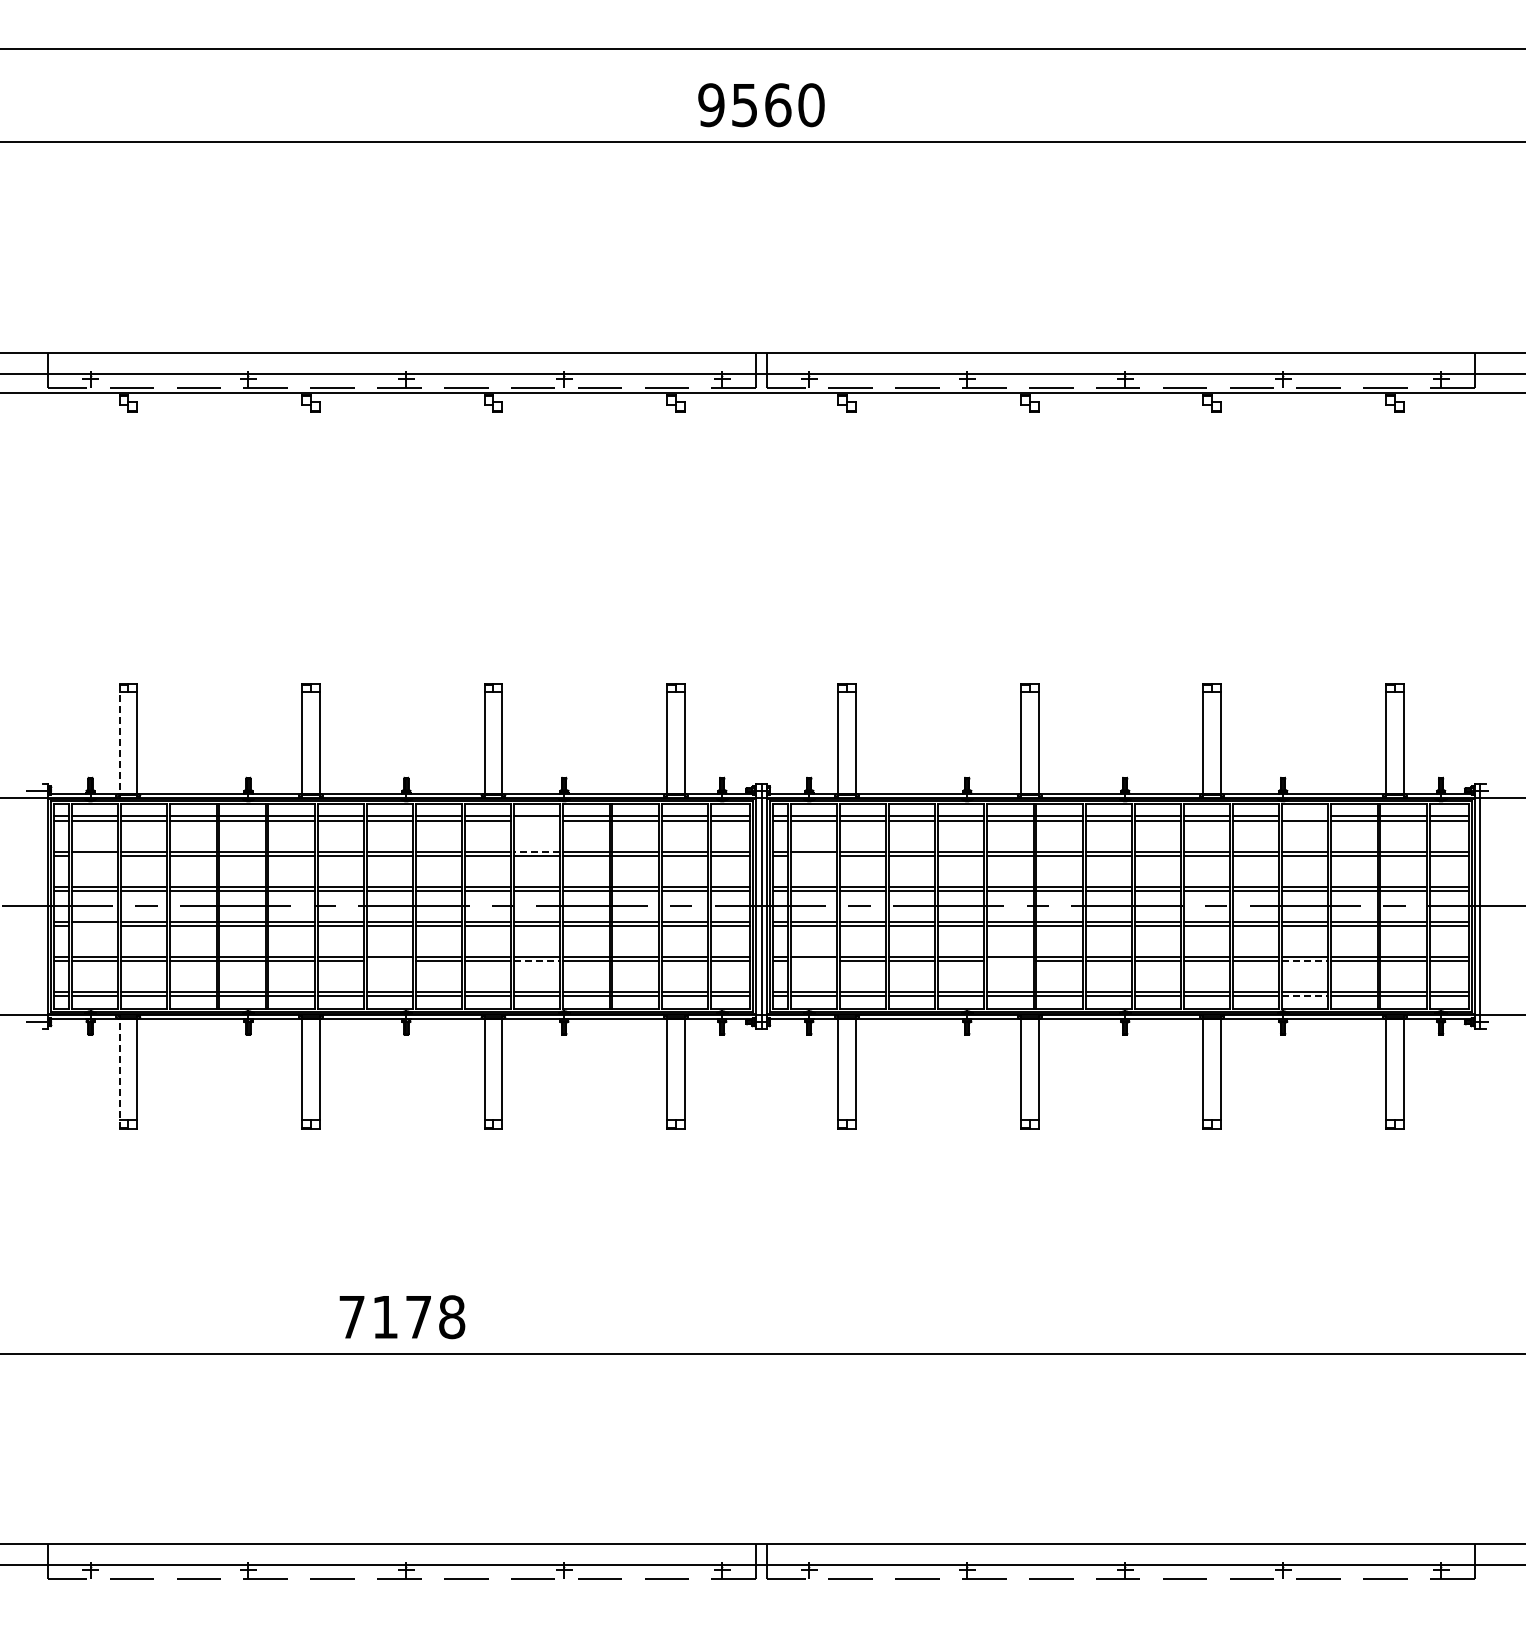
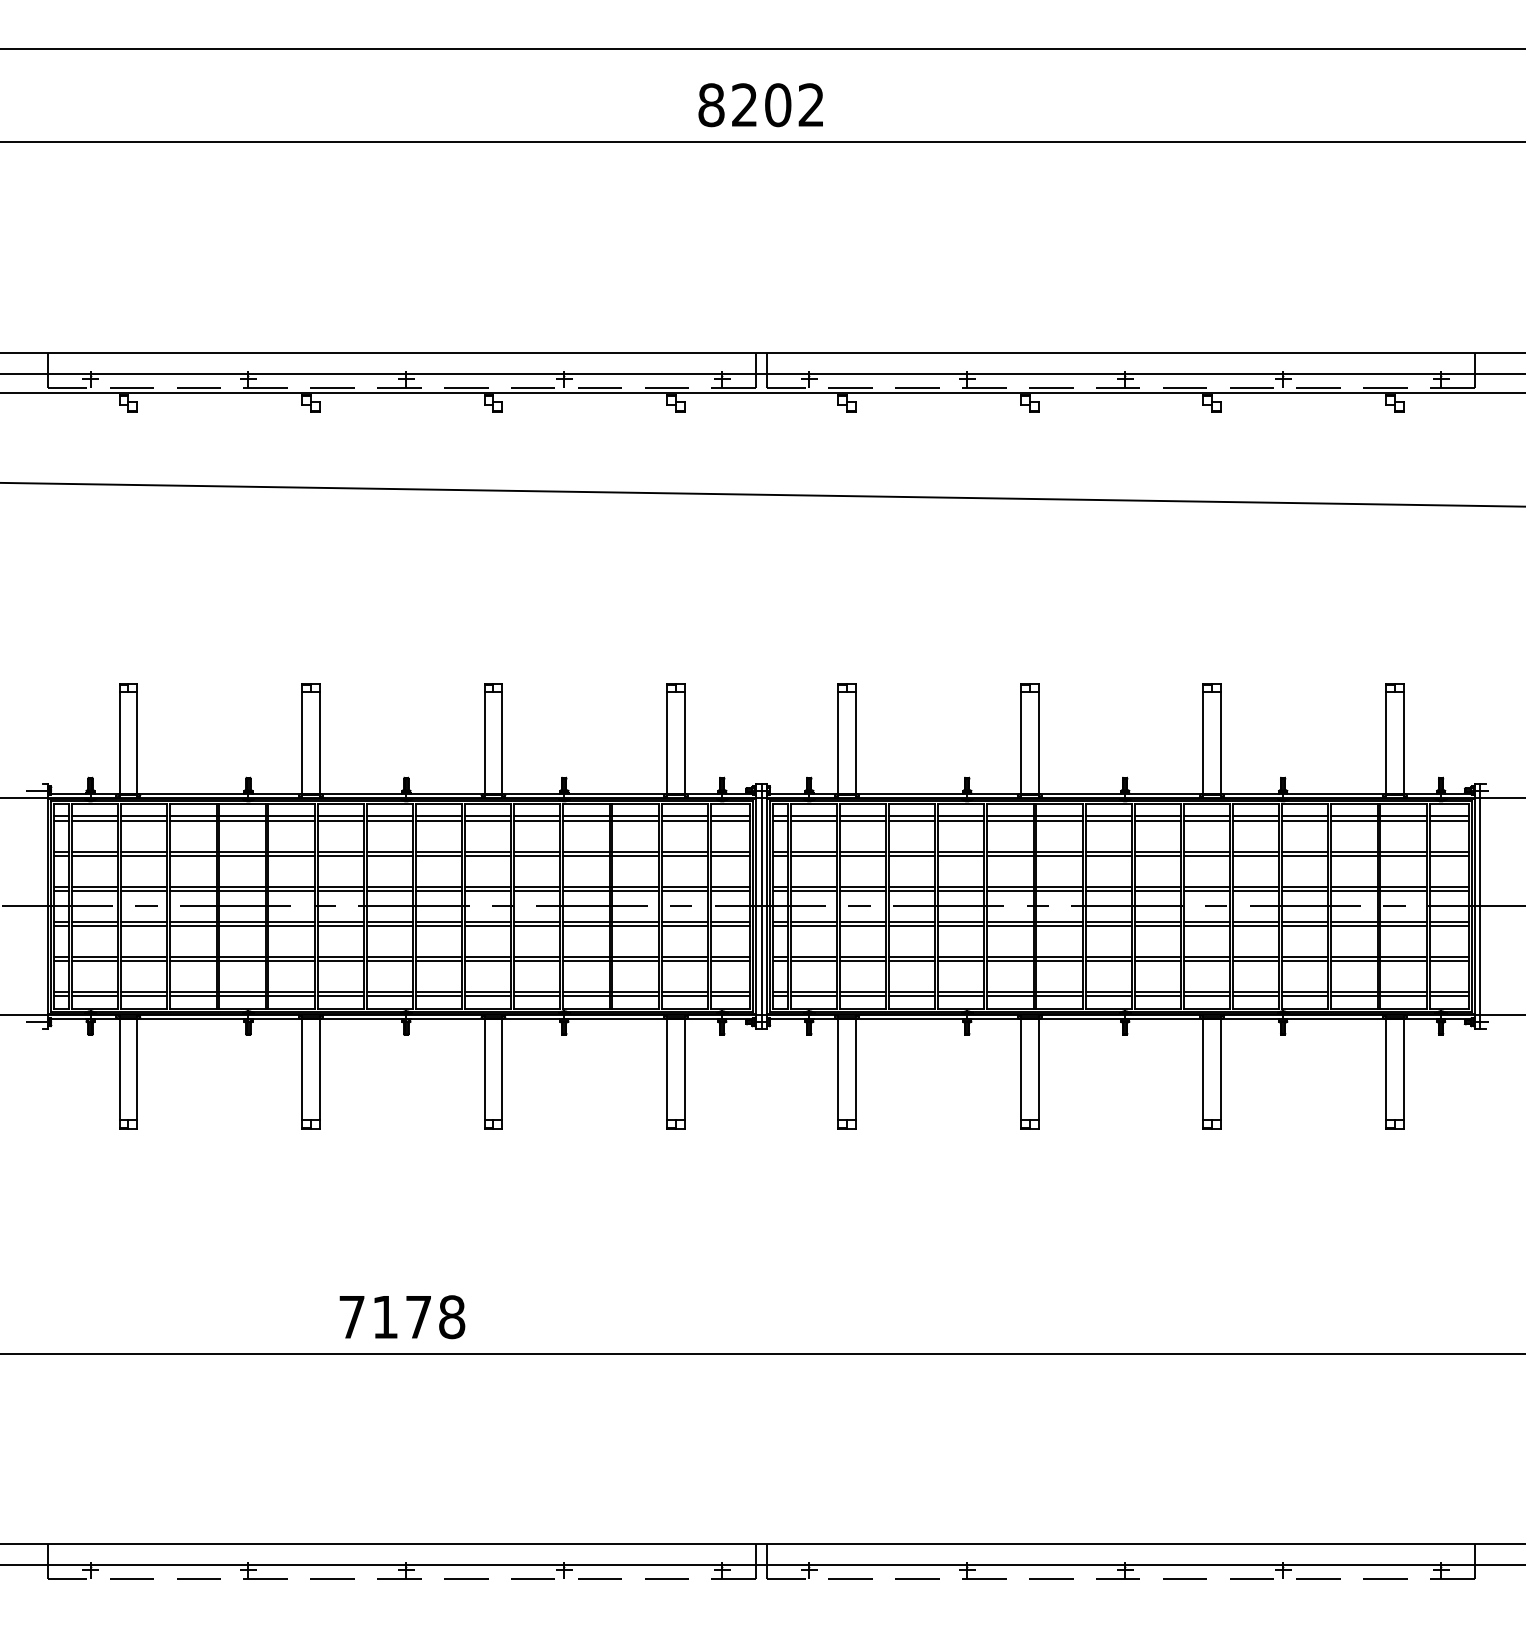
text: 9560 -> 8202 (761, 105)
line: none -> present (762, 494)
line: dashed -> solid (119, 739)
line: none -> present (1305, 816)
line: none -> present (537, 820)
line: dashed -> solid (536, 851)
line: none -> present (94, 855)
line: none -> present (813, 855)
line: none -> present (94, 926)
line: none -> present (389, 961)
line: dashed -> solid (537, 961)
line: none -> present (813, 961)
line: none -> present (1010, 961)
line: dashed -> solid (1305, 961)
line: dashed -> solid (1305, 996)
line: dashed -> solid (119, 1073)
